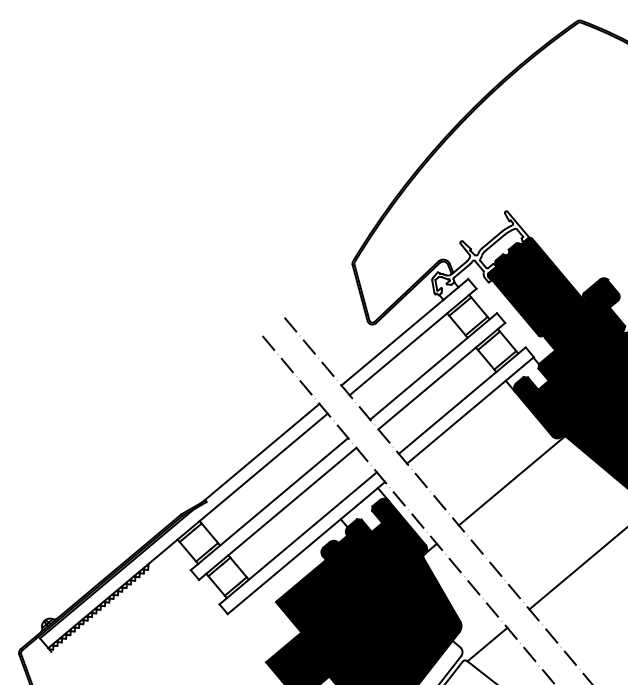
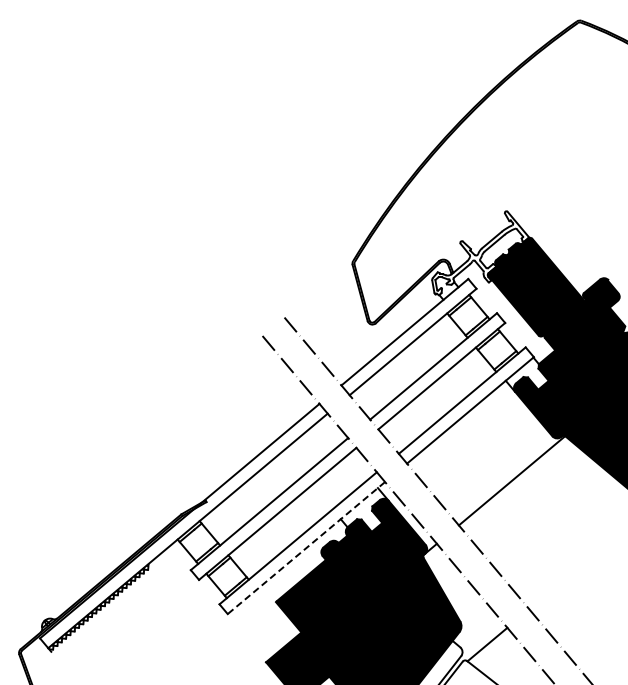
line: solid -> dashed (306, 548)
line: present -> none (576, 569)
